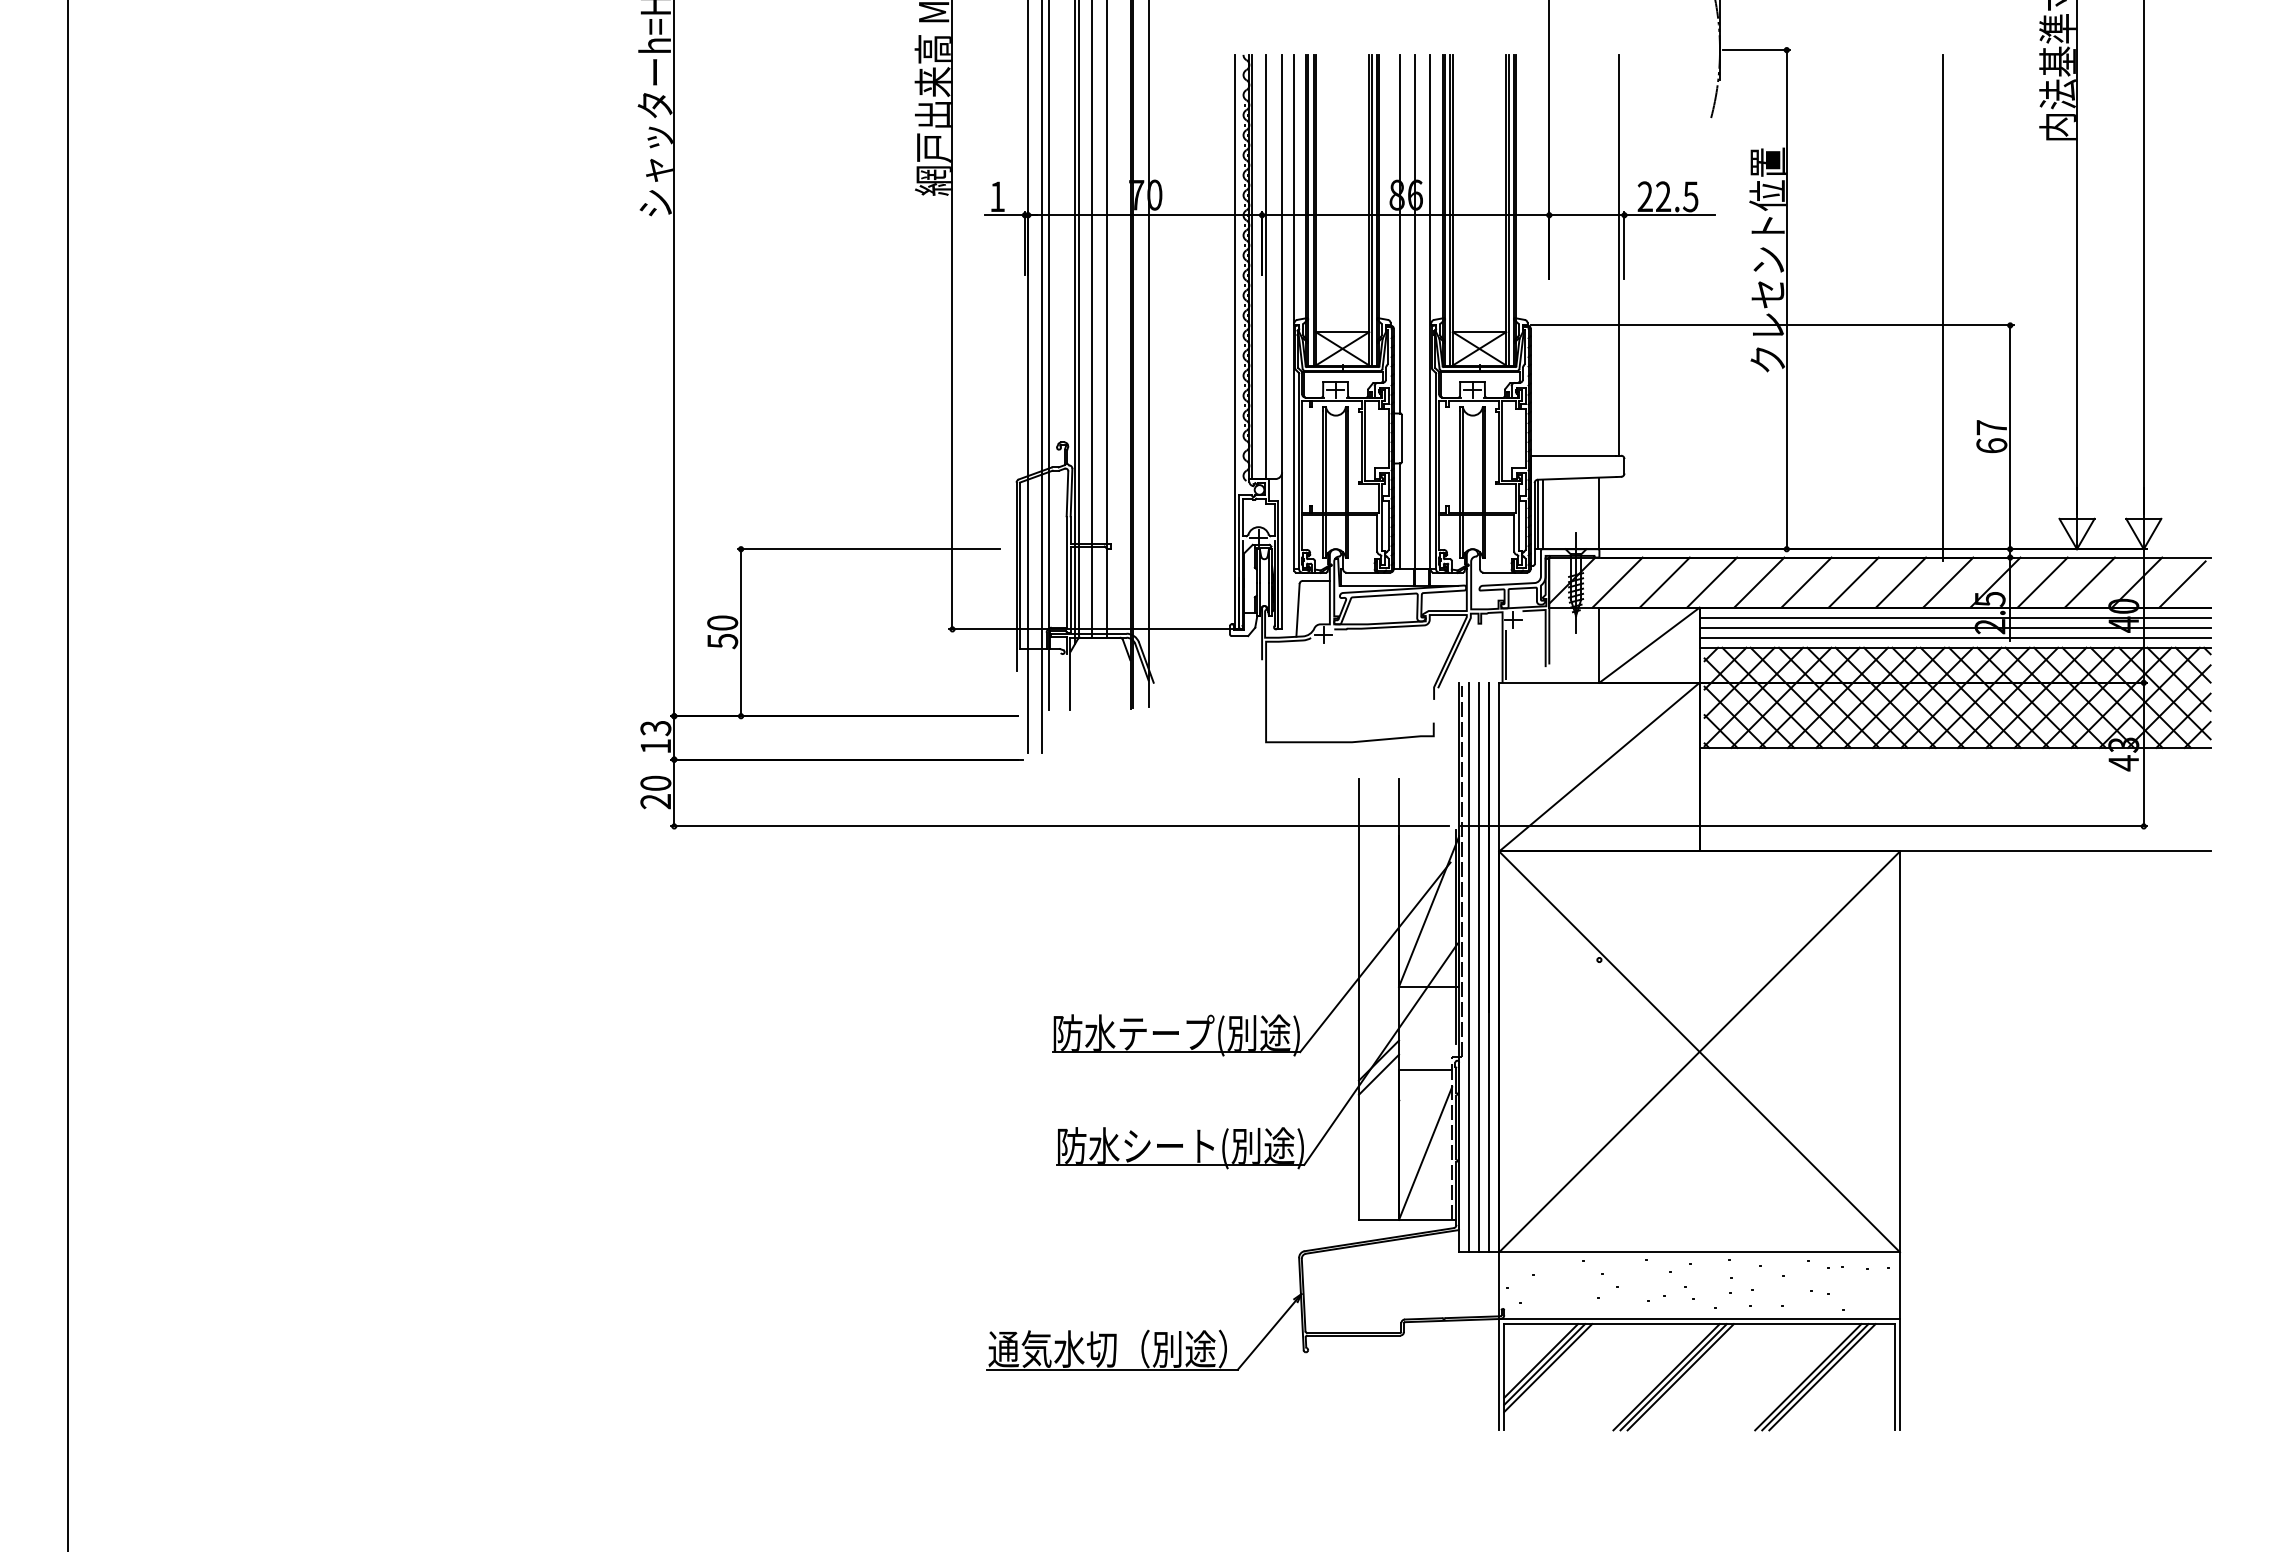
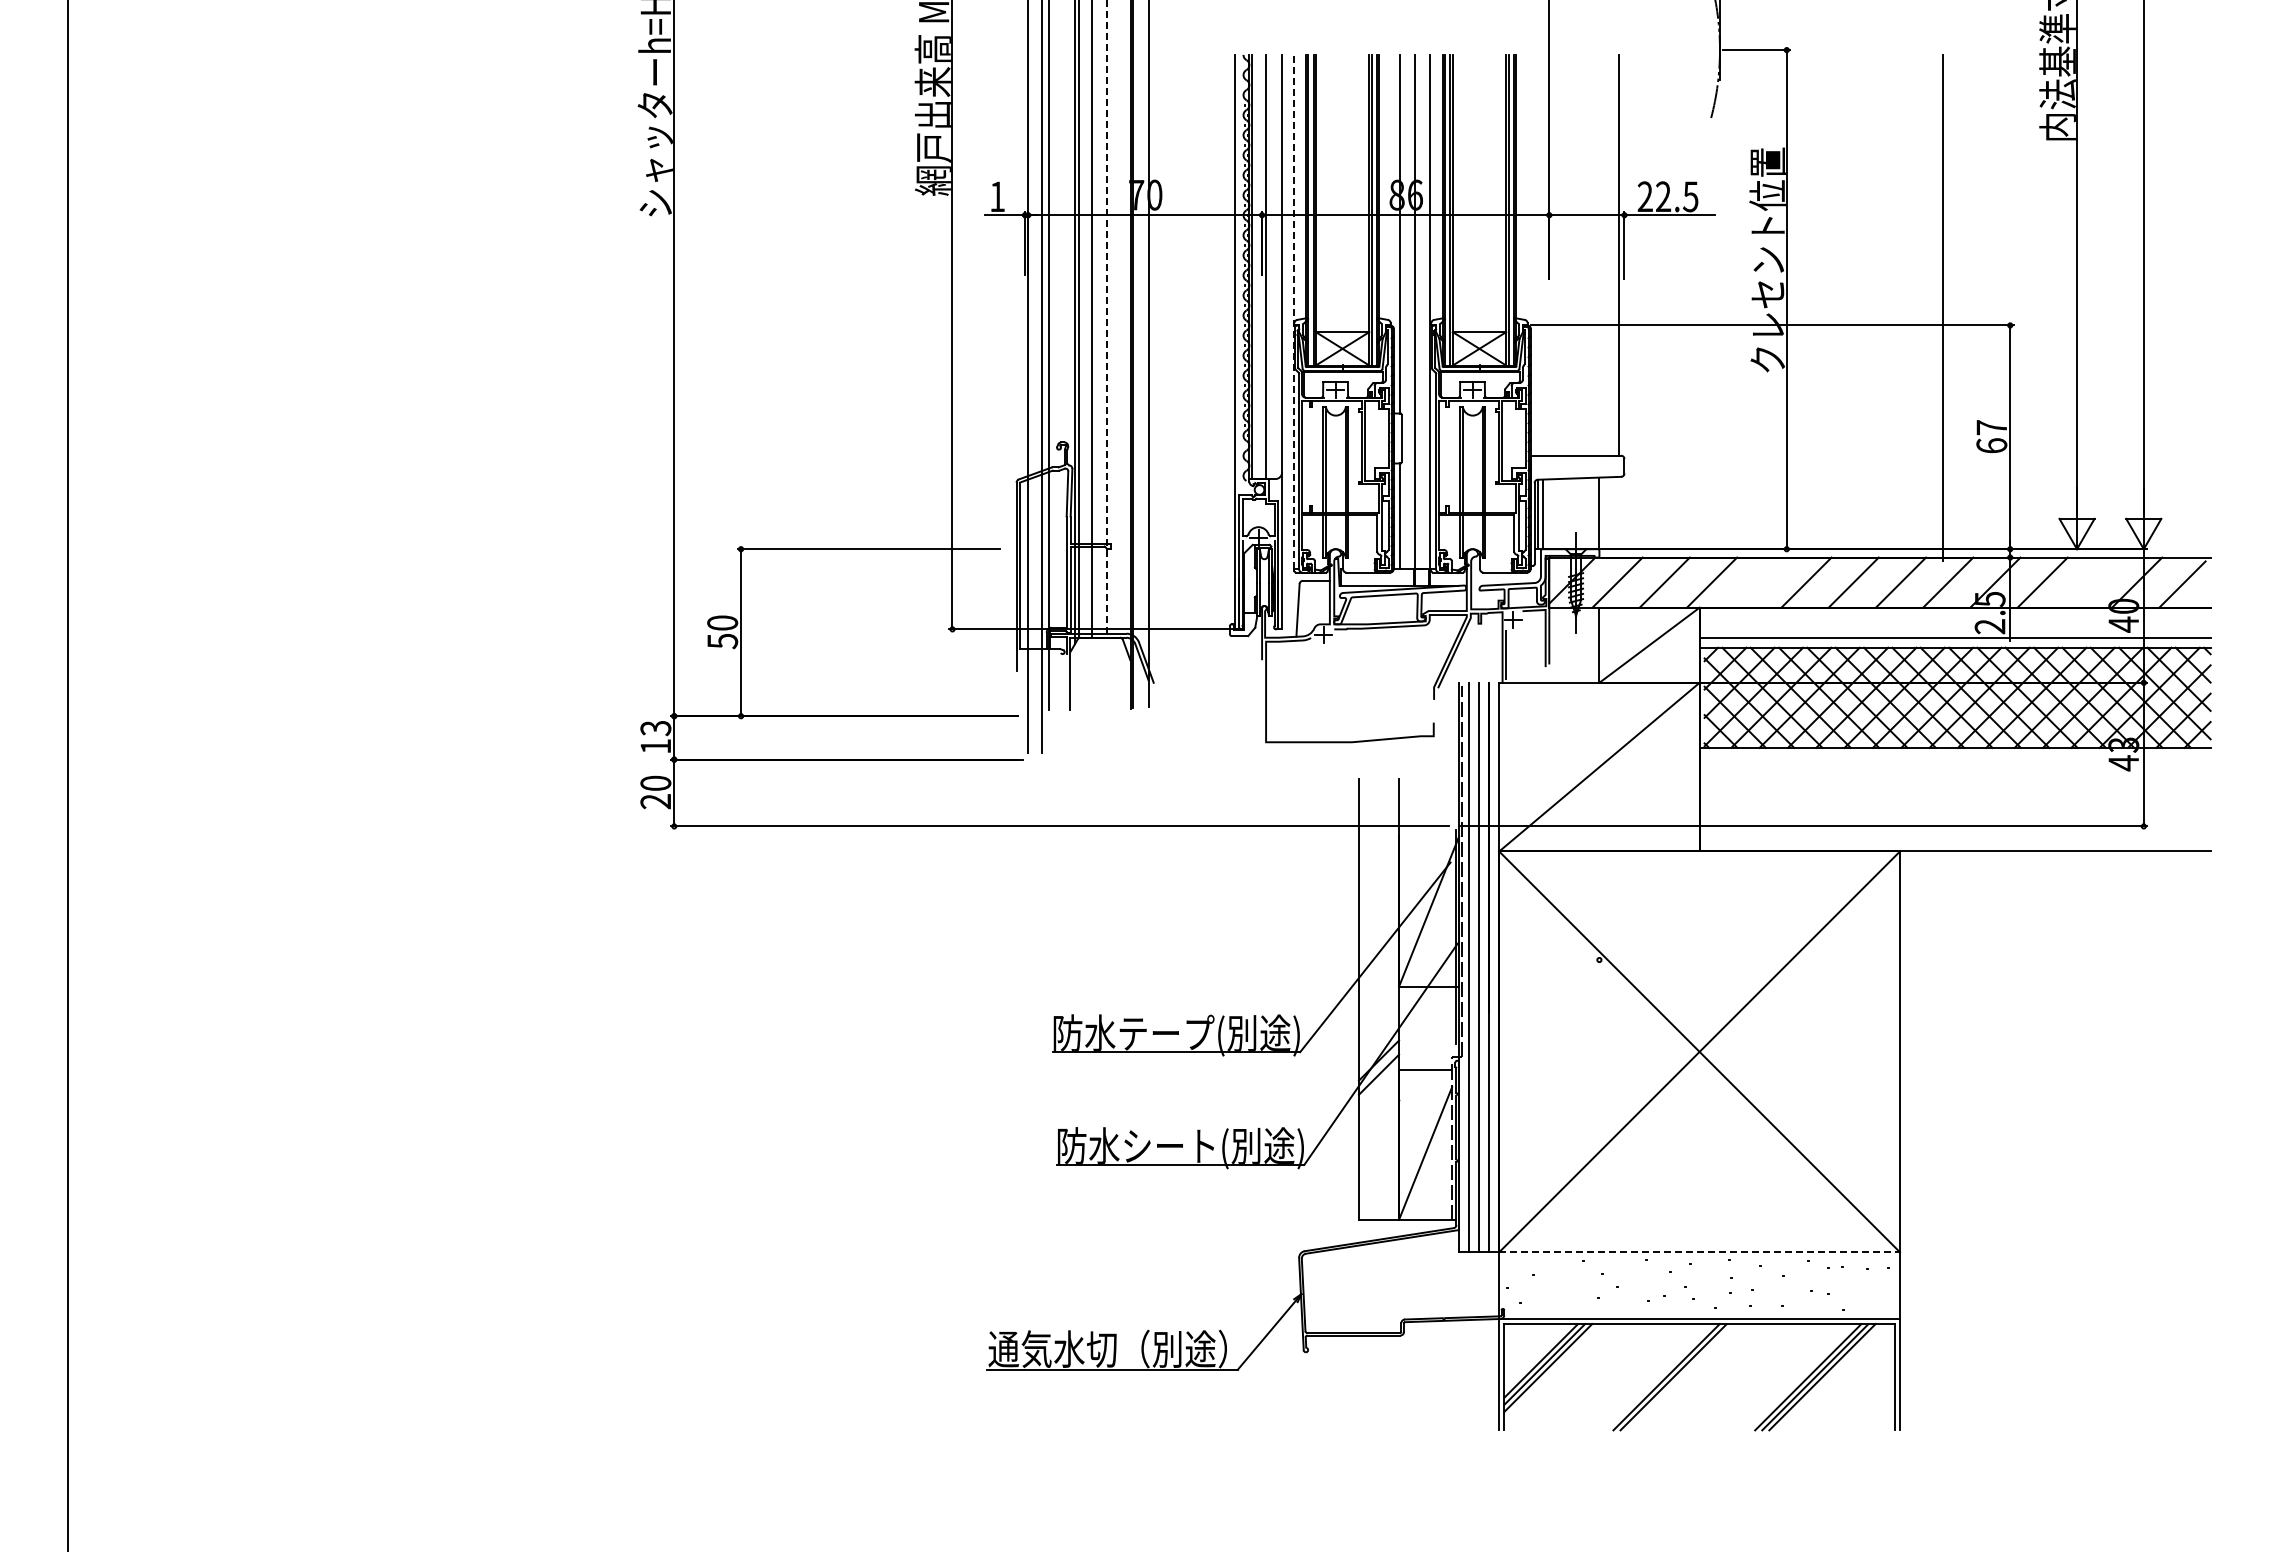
line: solid -> dashed (1293, 311)
line: solid -> dashed (1107, 319)
line: present -> none (1759, 582)
line: present -> none (2089, 582)
line: present -> none (1954, 617)
line: present -> none (1954, 627)
line: solid -> dashed (1700, 1252)
line: present -> none (1680, 1377)
